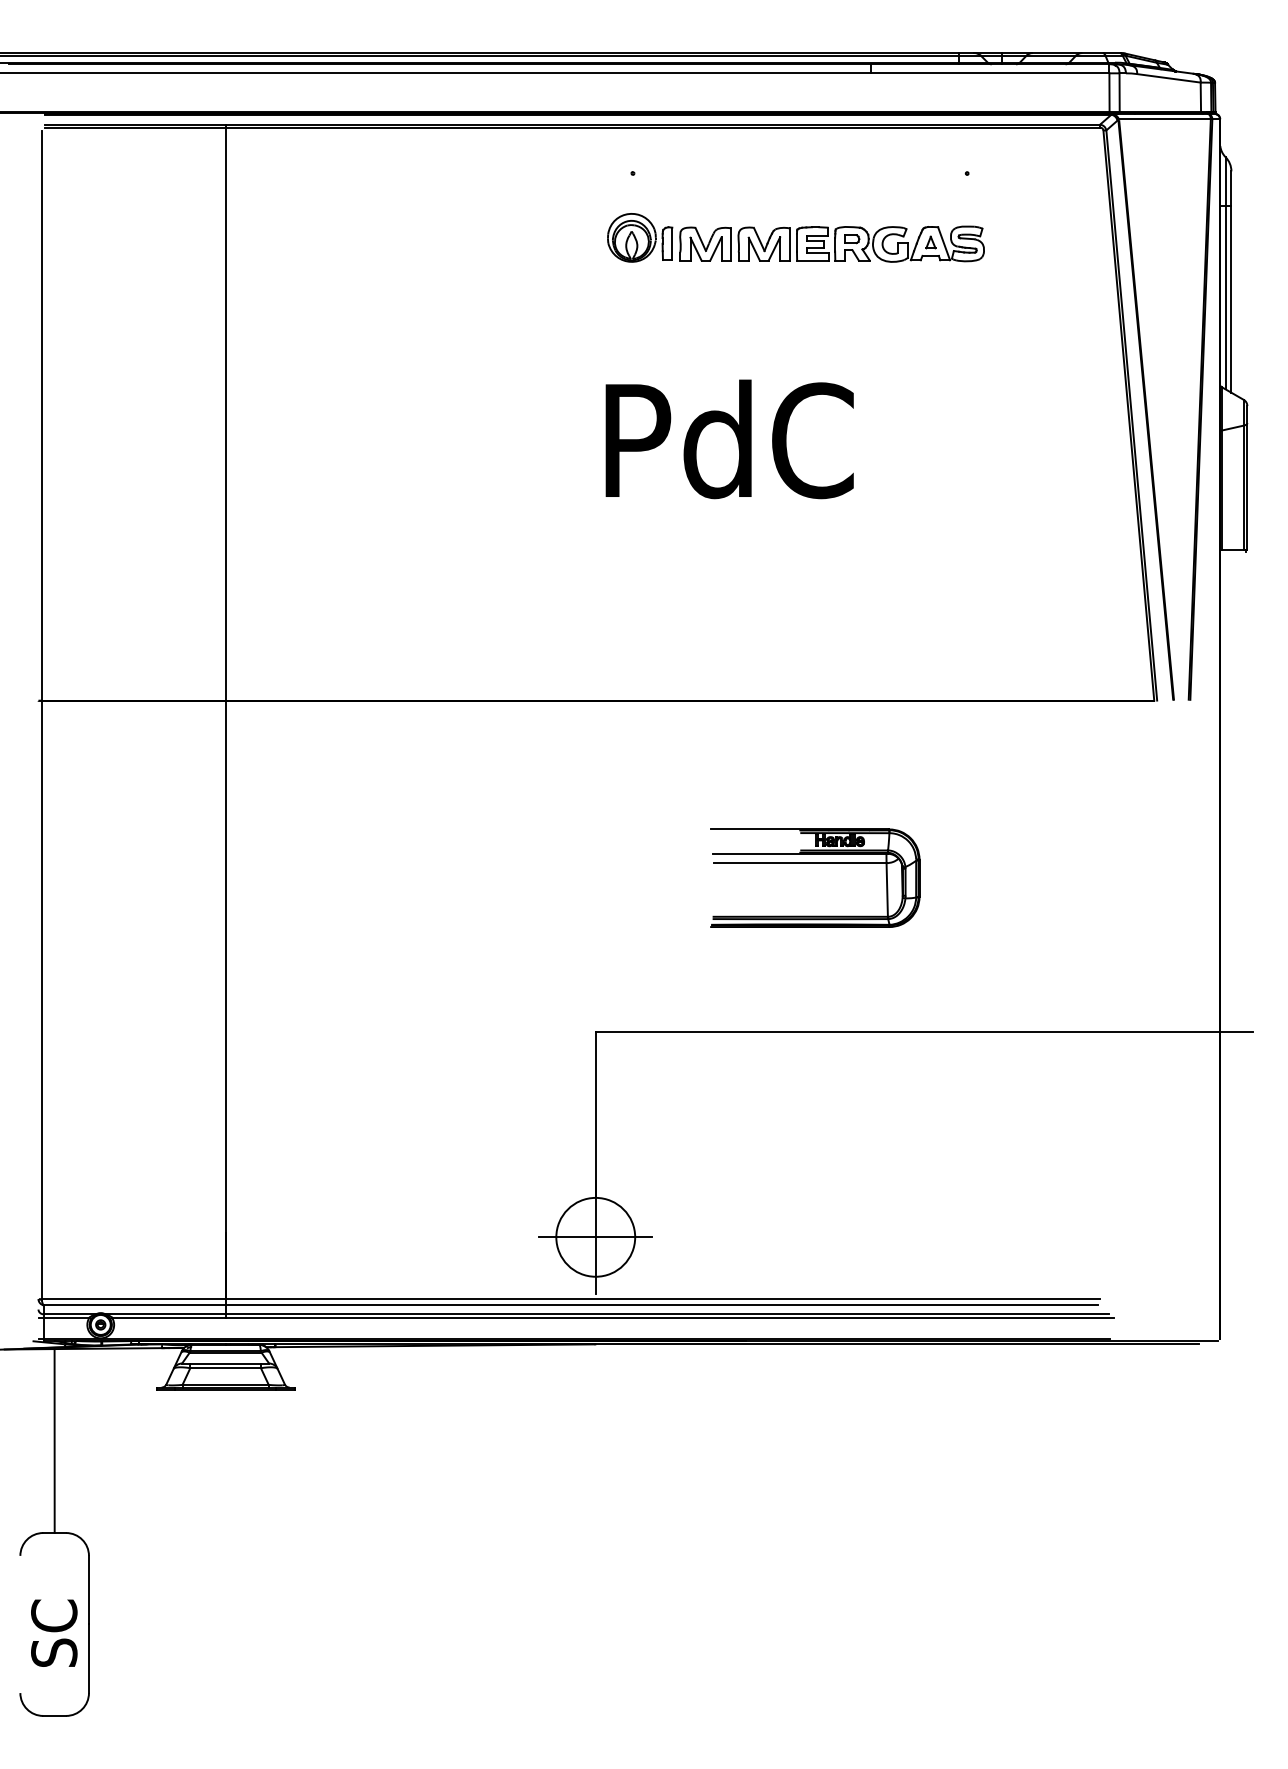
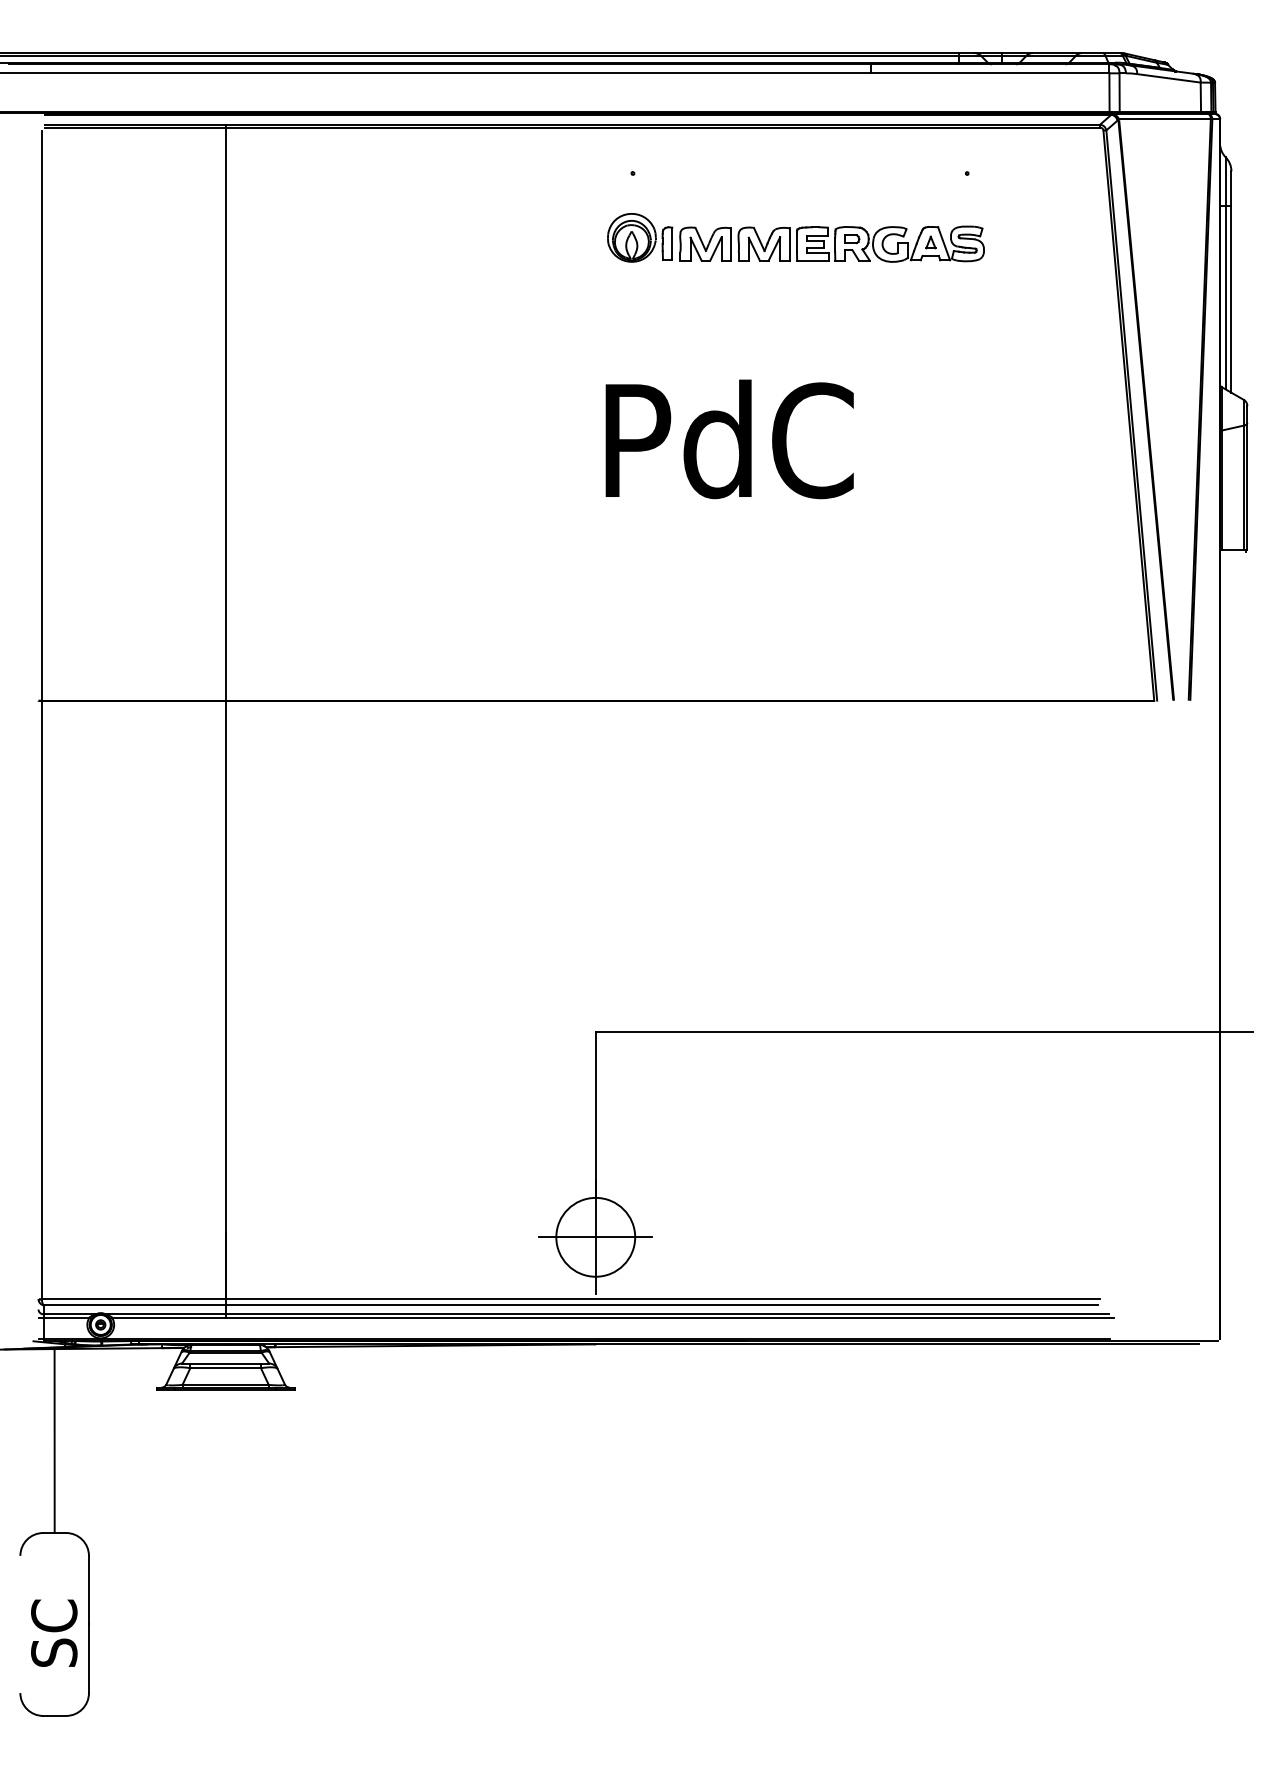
part: present -> none (815, 863)
